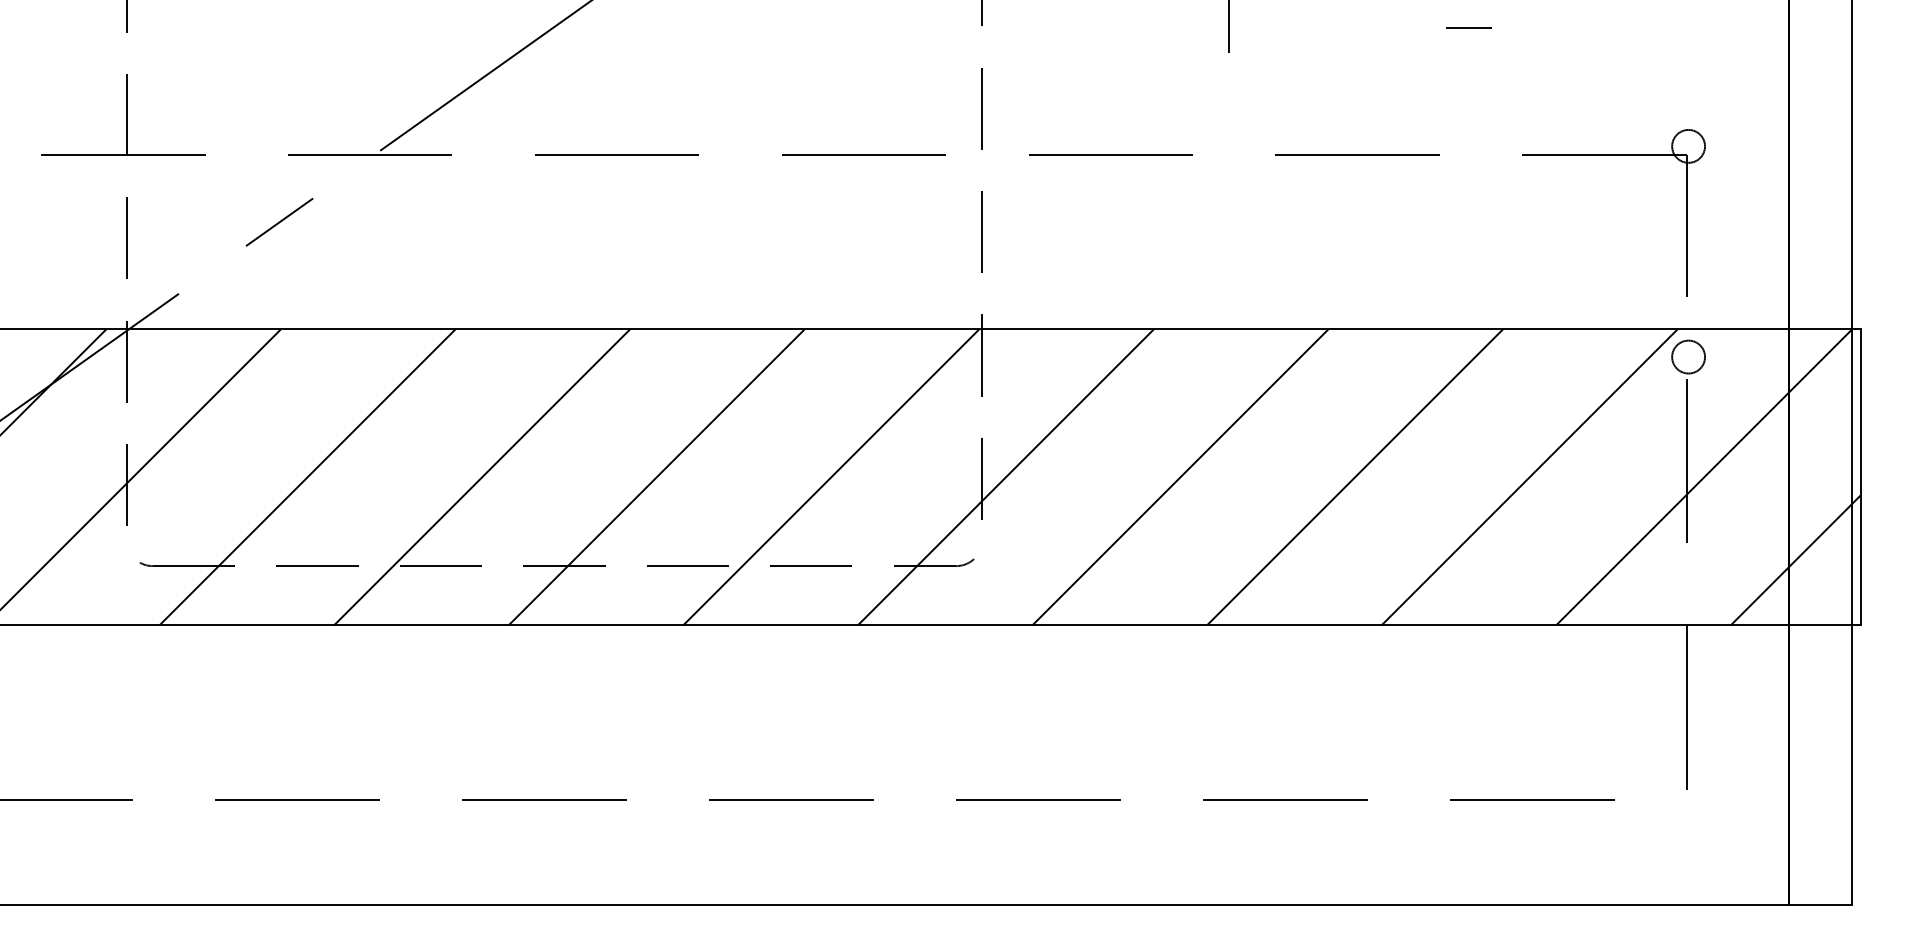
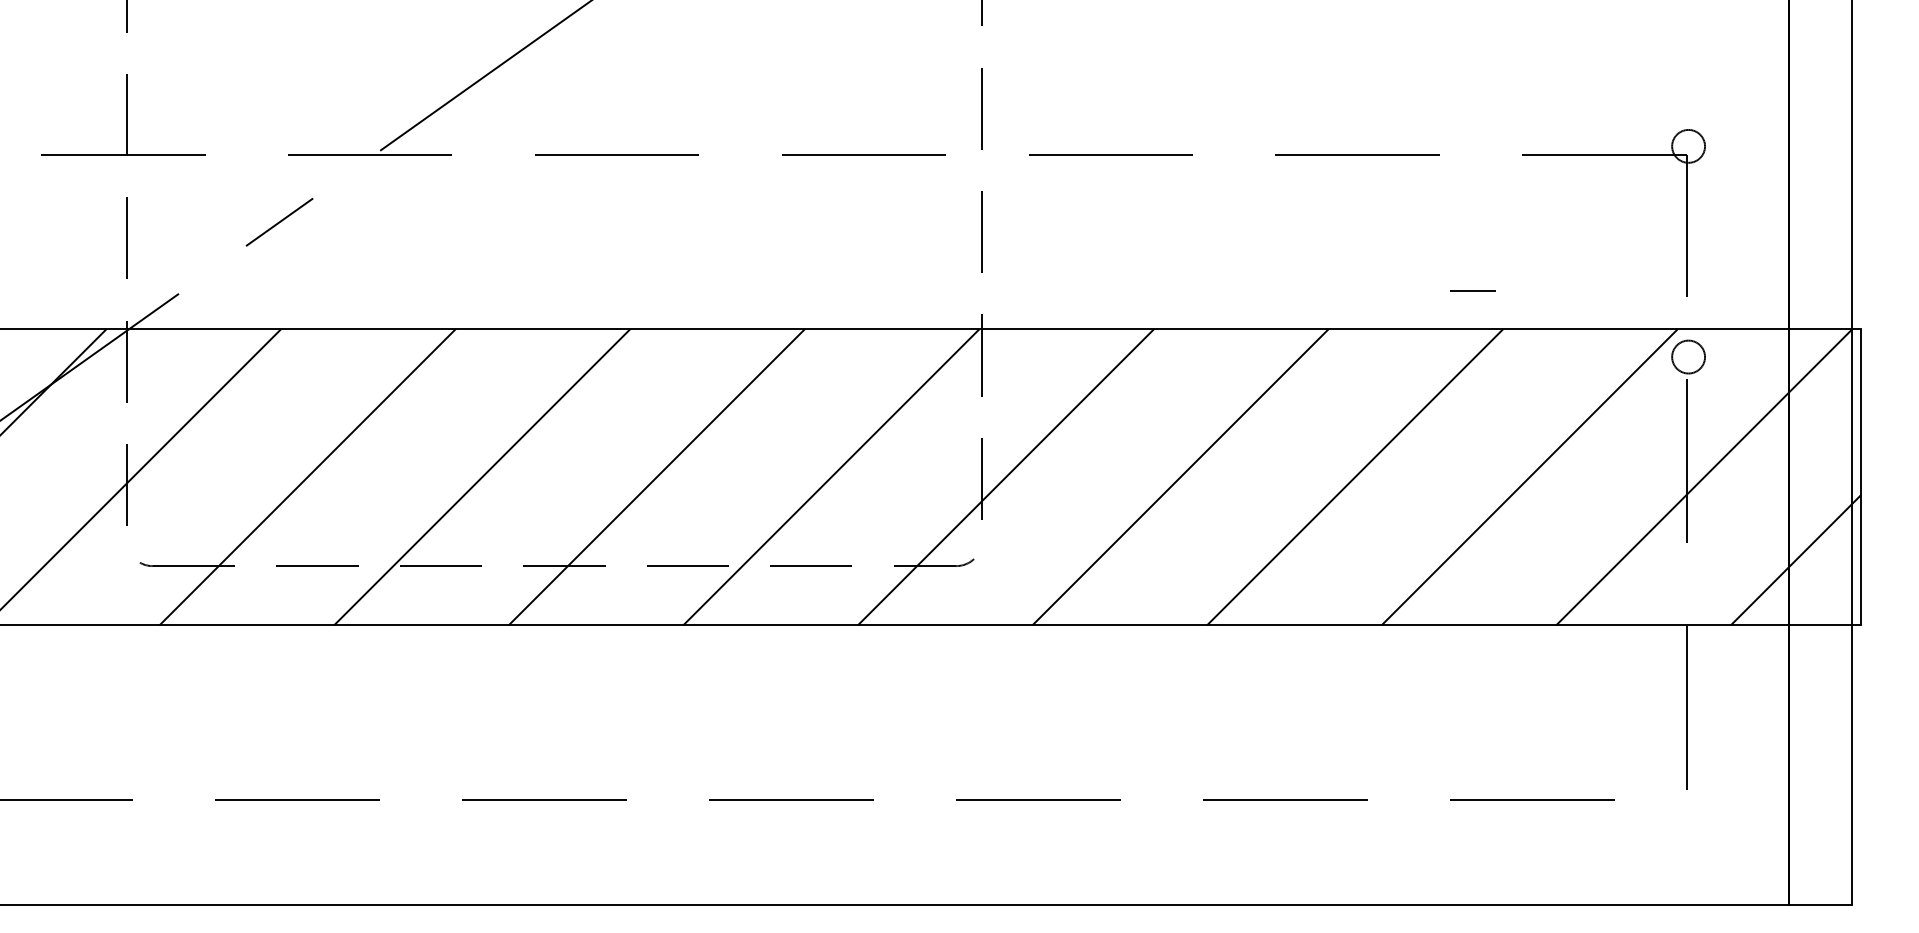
line: present -> none (1229, 27)
line position: (1468, 27) -> (1472, 290) (1472, 290)
